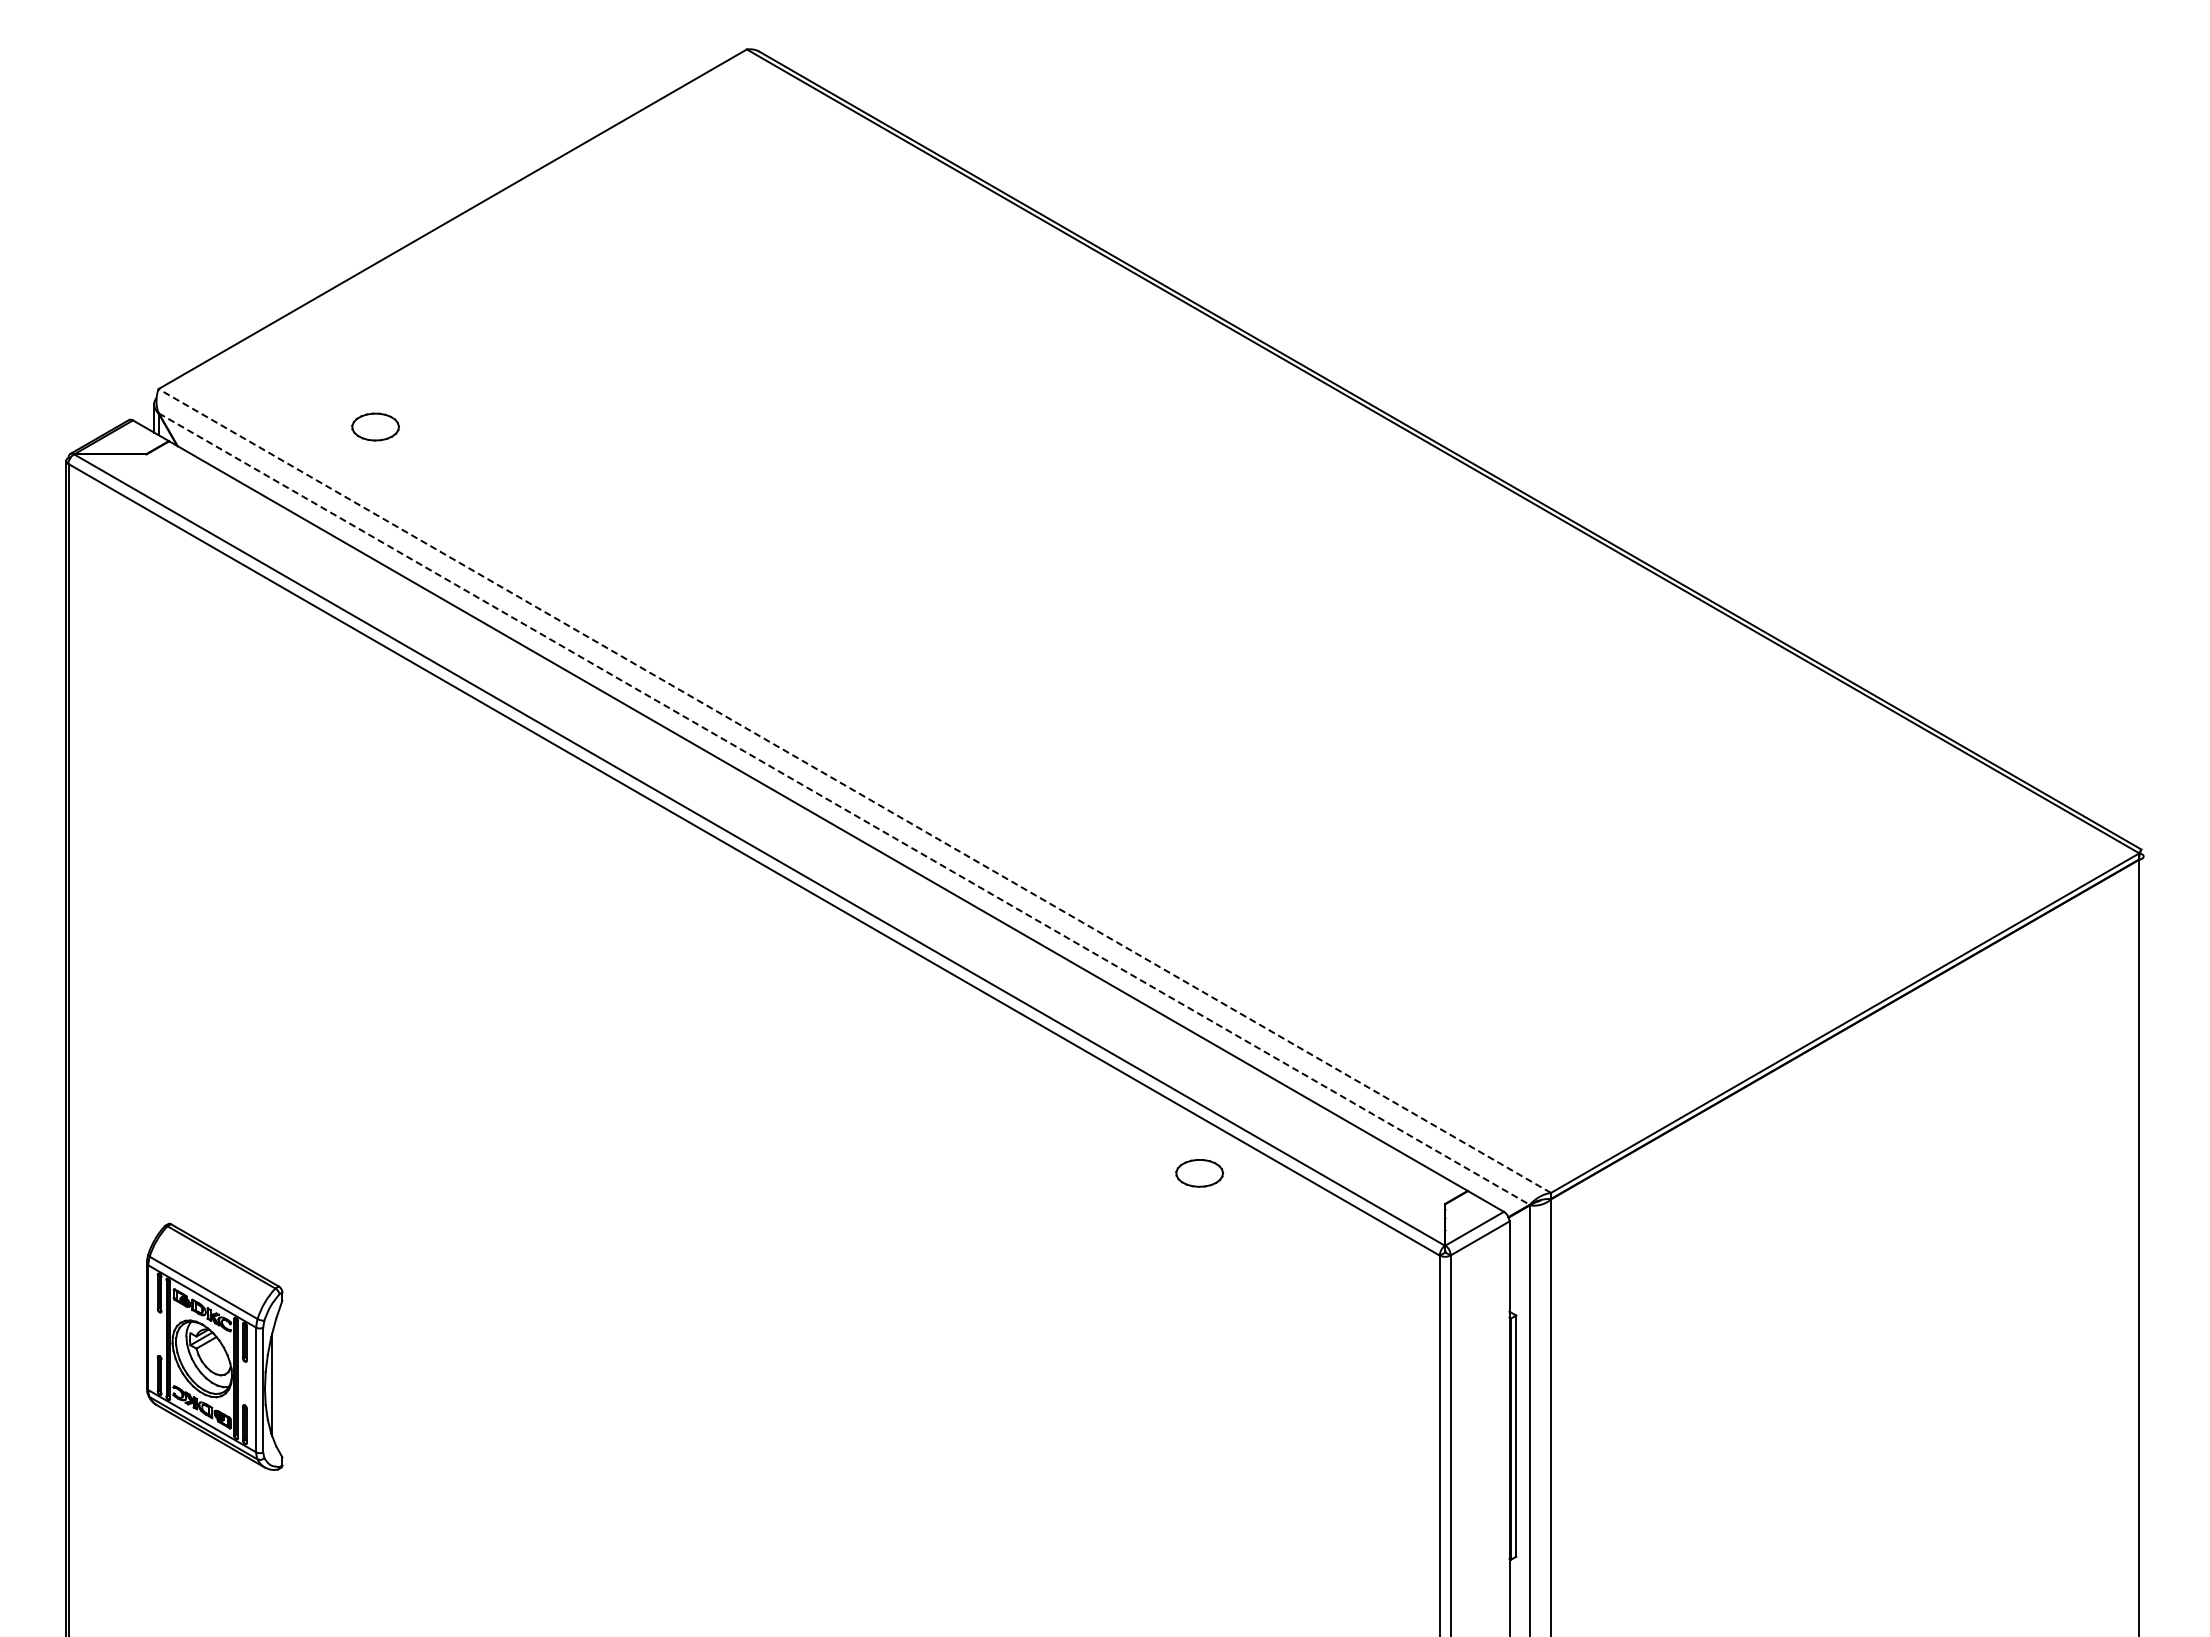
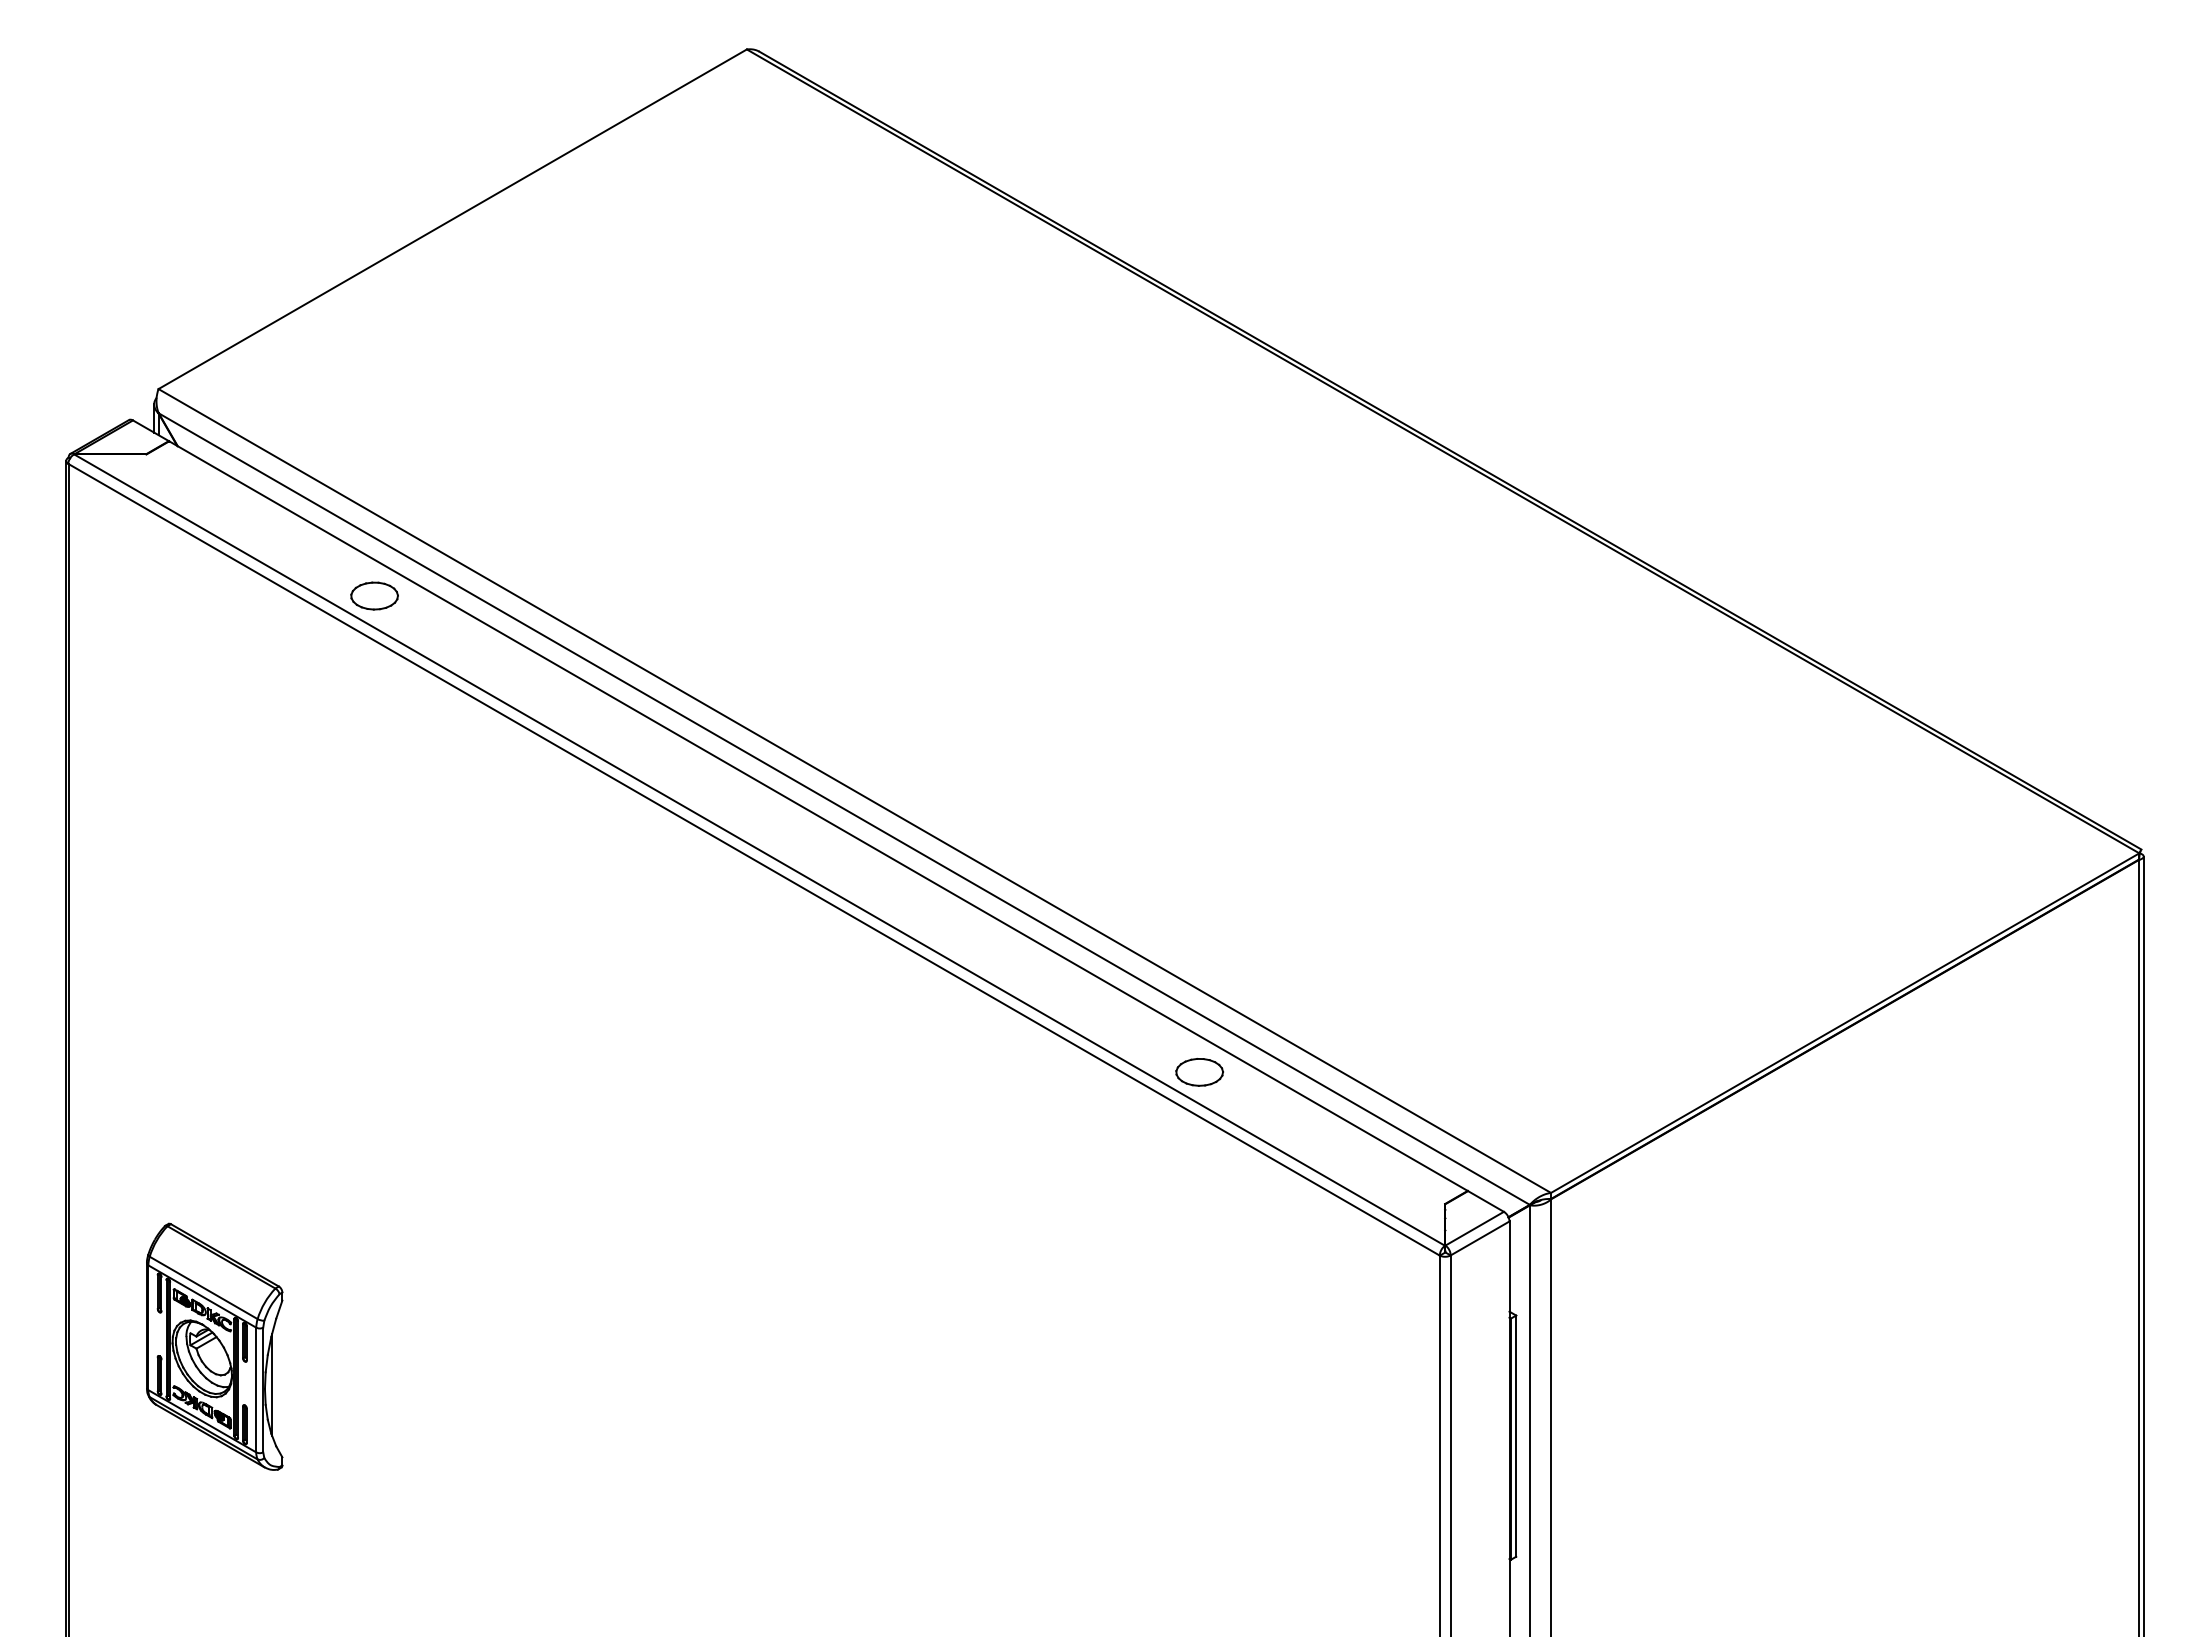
part position: (375, 426) -> (374, 595) (374, 595)
line: dashed -> solid (854, 791)
line: dashed -> solid (844, 809)
part position: (1199, 1173) -> (1199, 1072) (1199, 1072)
line: none -> present (2143, 1244)
